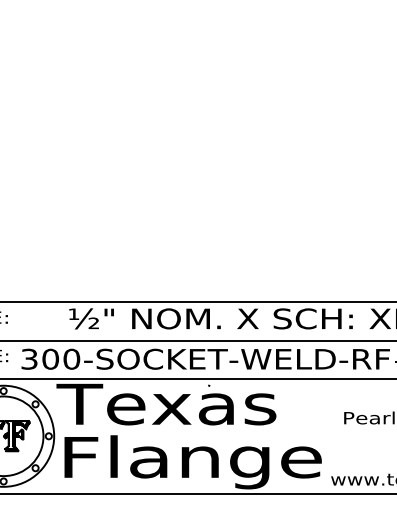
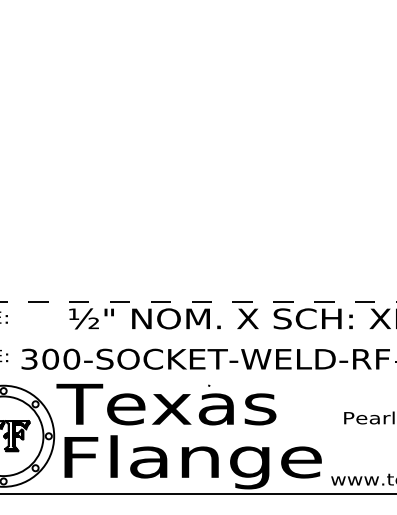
line: solid -> dashed (198, 302)
line: present -> none (197, 340)
line: present -> none (197, 378)
